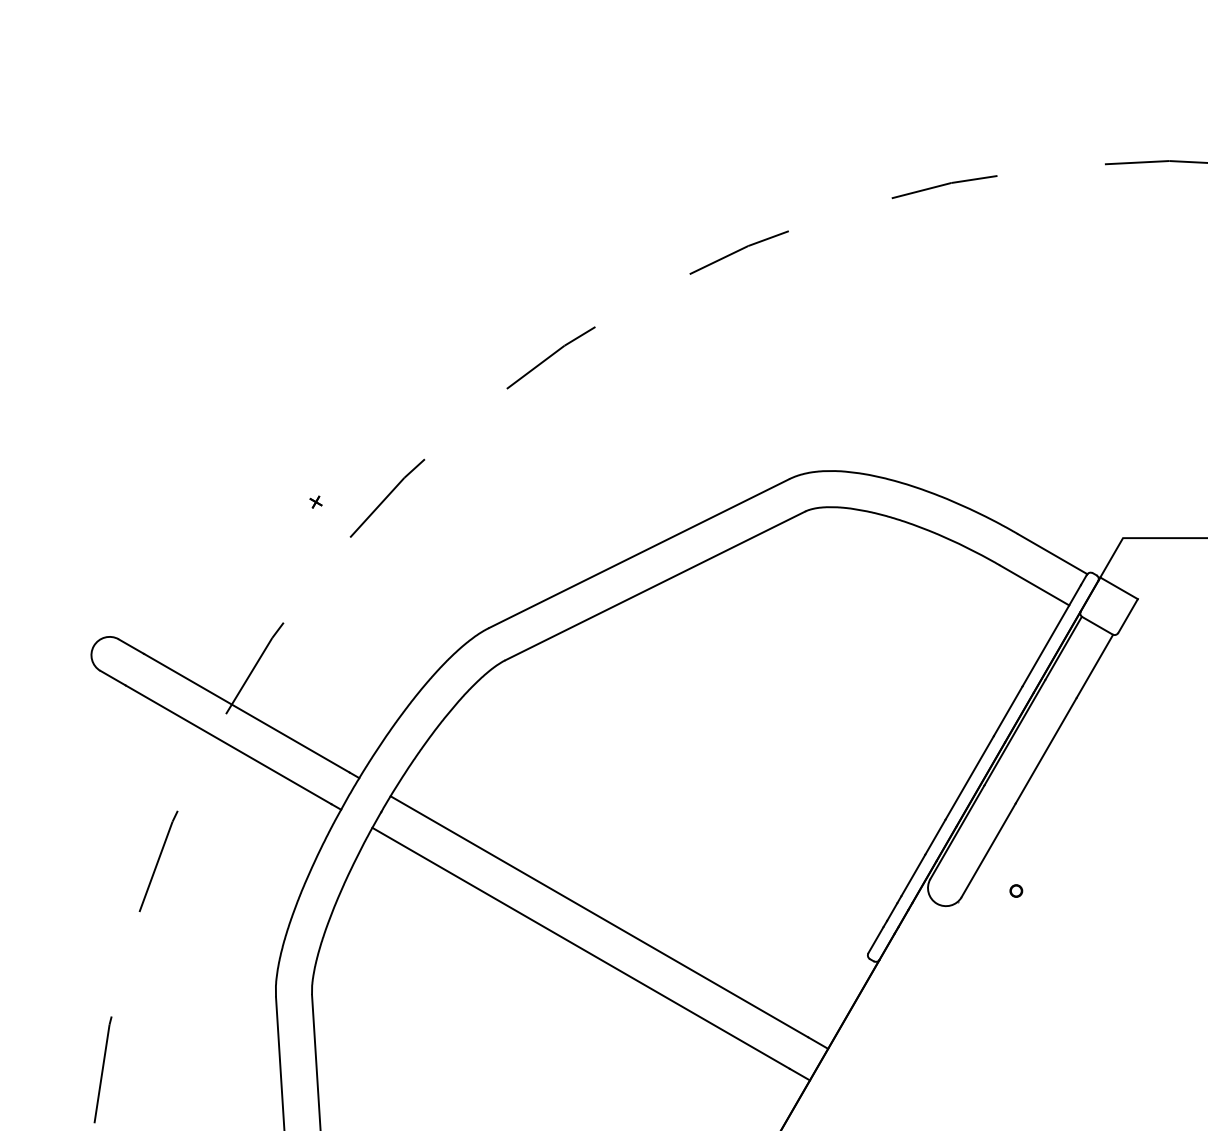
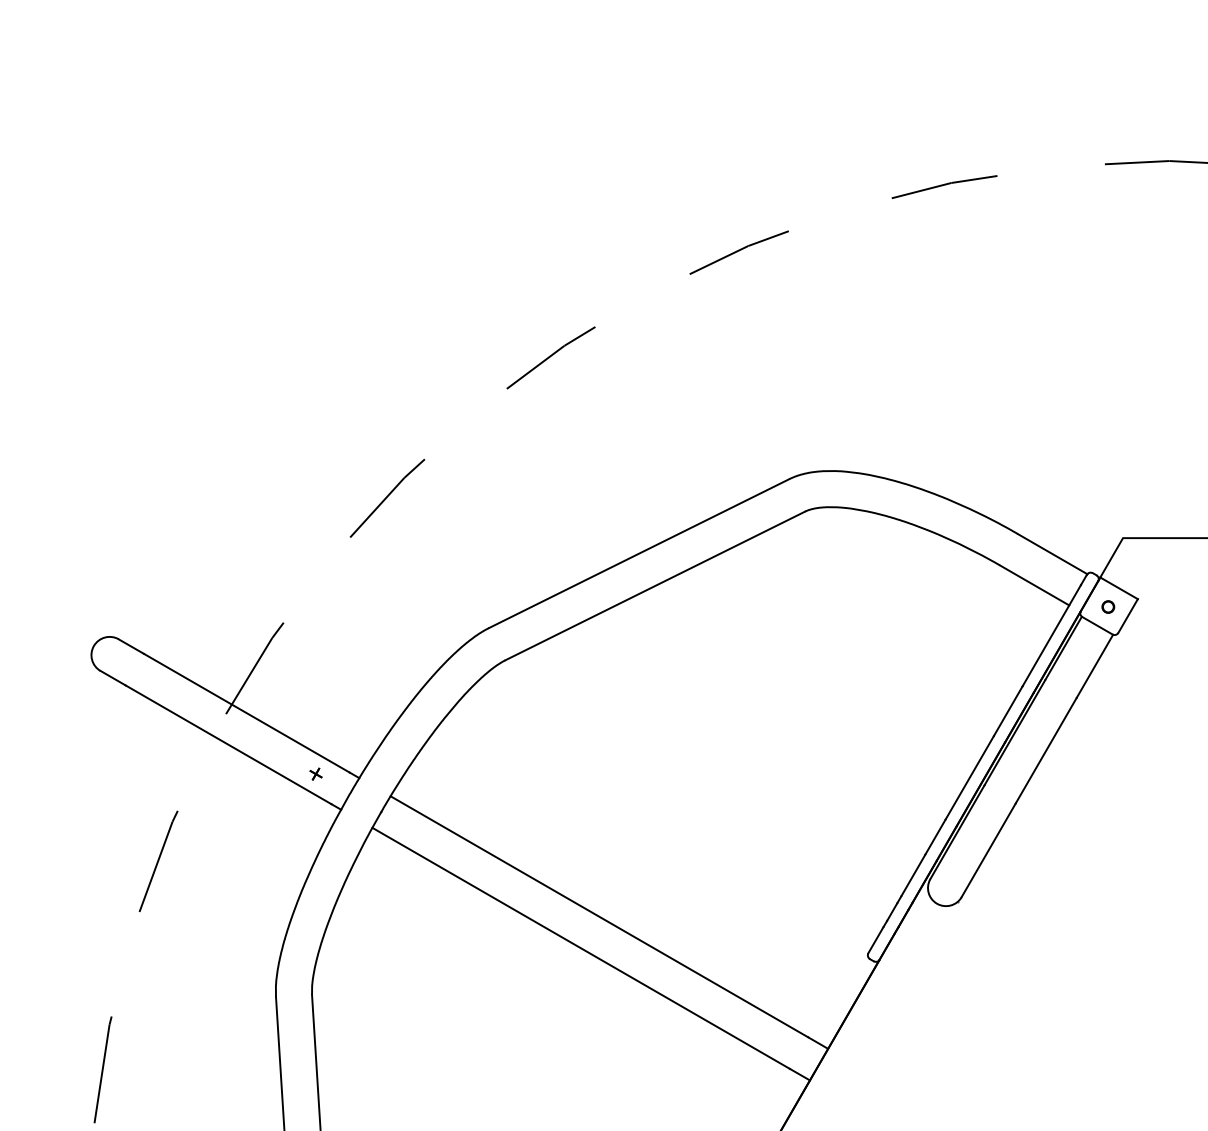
part position: (315, 501) -> (315, 773) (315, 773)
part position: (1016, 890) -> (1108, 606) (1108, 606)
